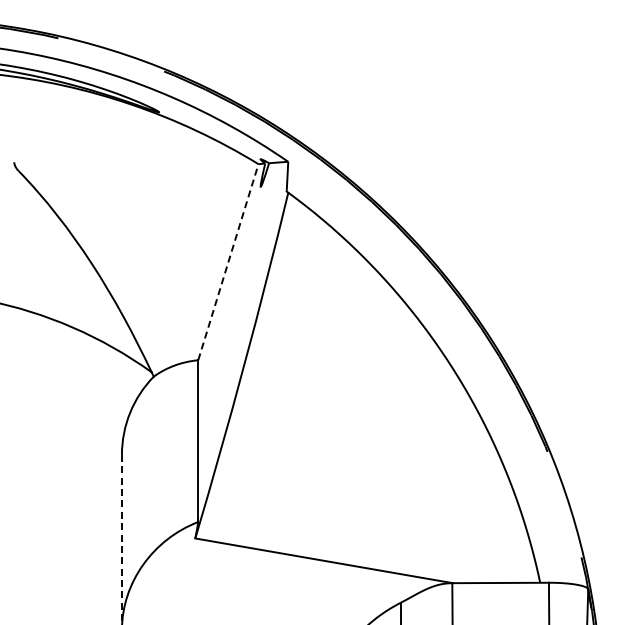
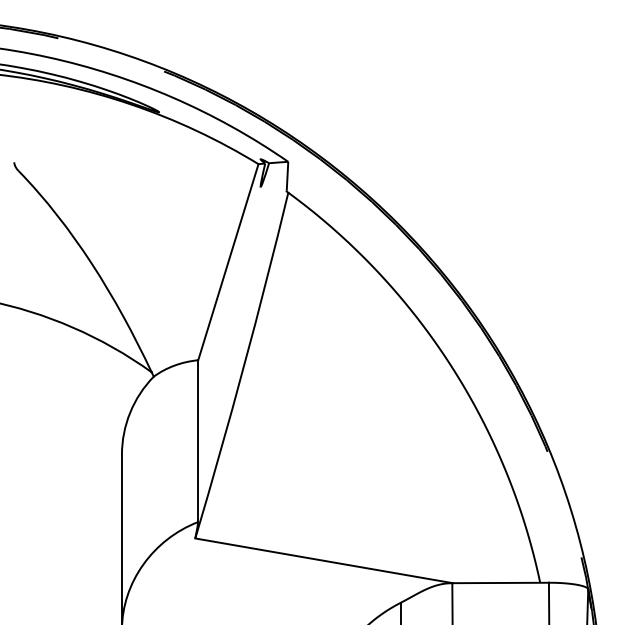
line: dashed -> solid (228, 262)
line: dashed -> solid (121, 539)
